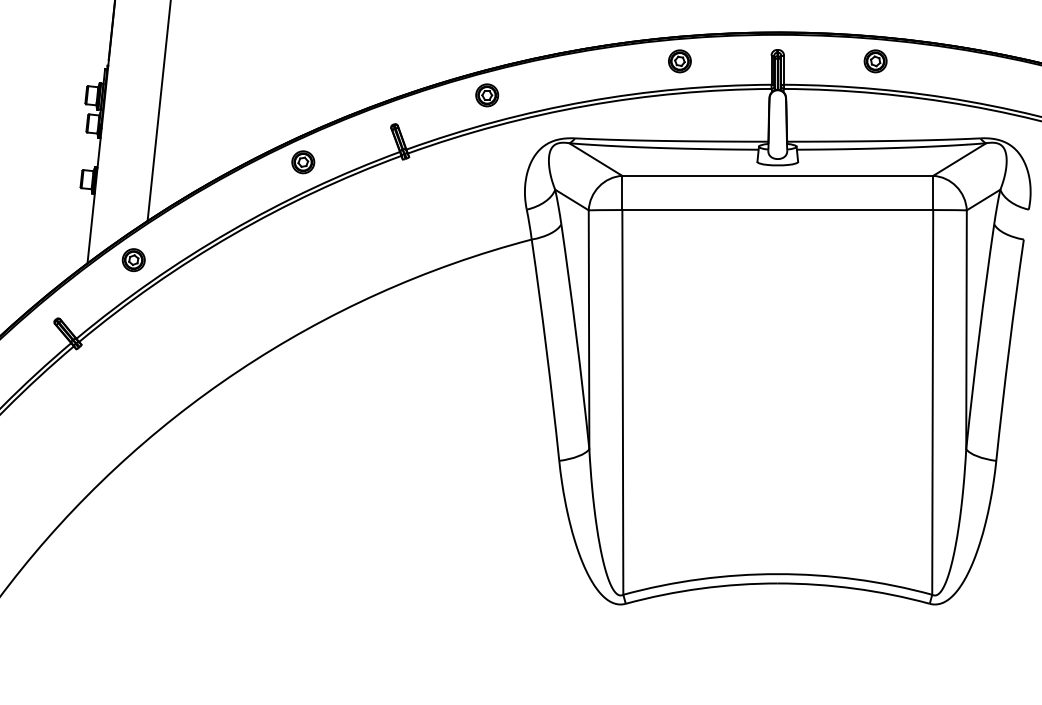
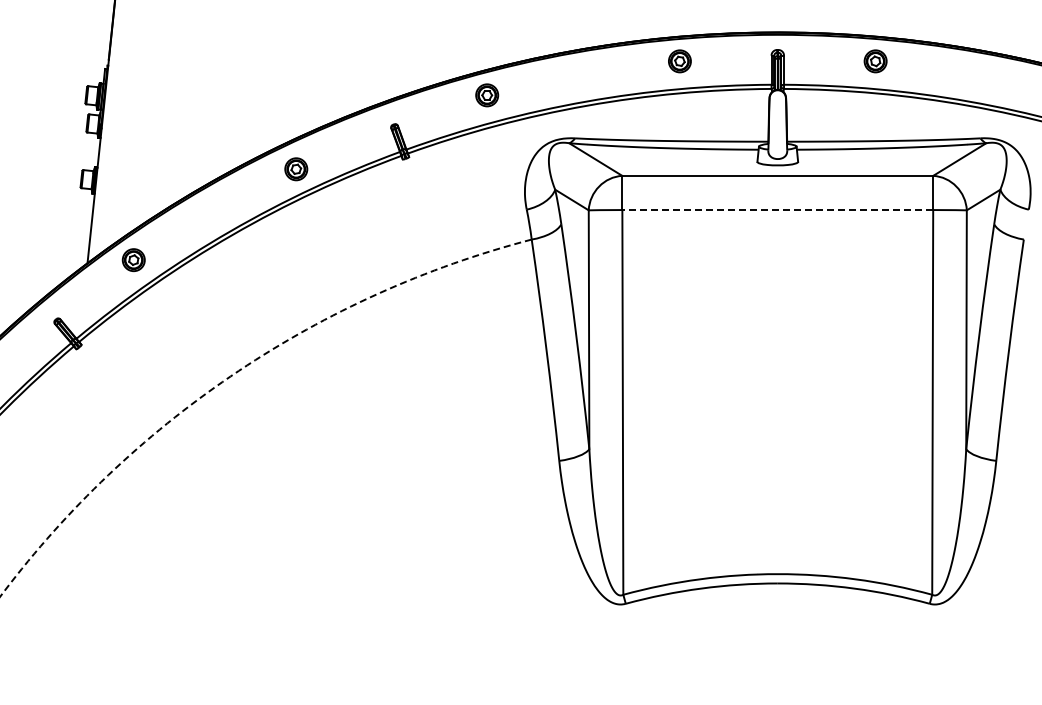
line: present -> none (158, 111)
part position: (303, 162) -> (296, 169) (296, 169)
line: solid -> dashed (777, 210)
arc: solid -> dashed (236, 372)
